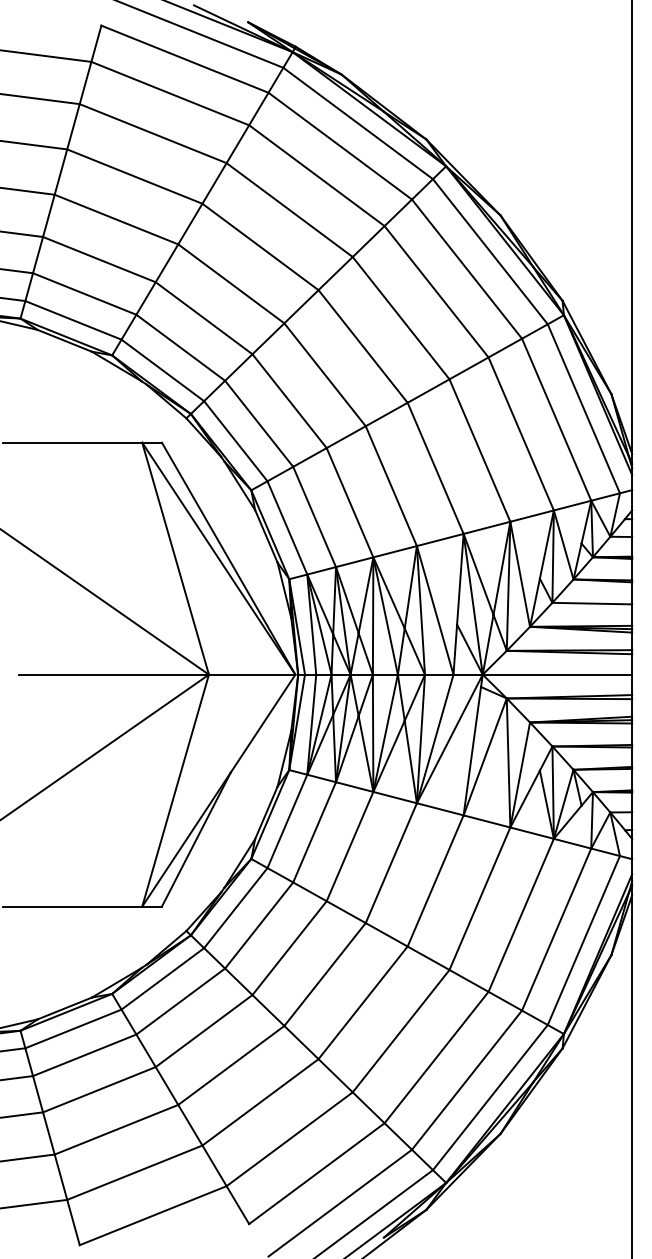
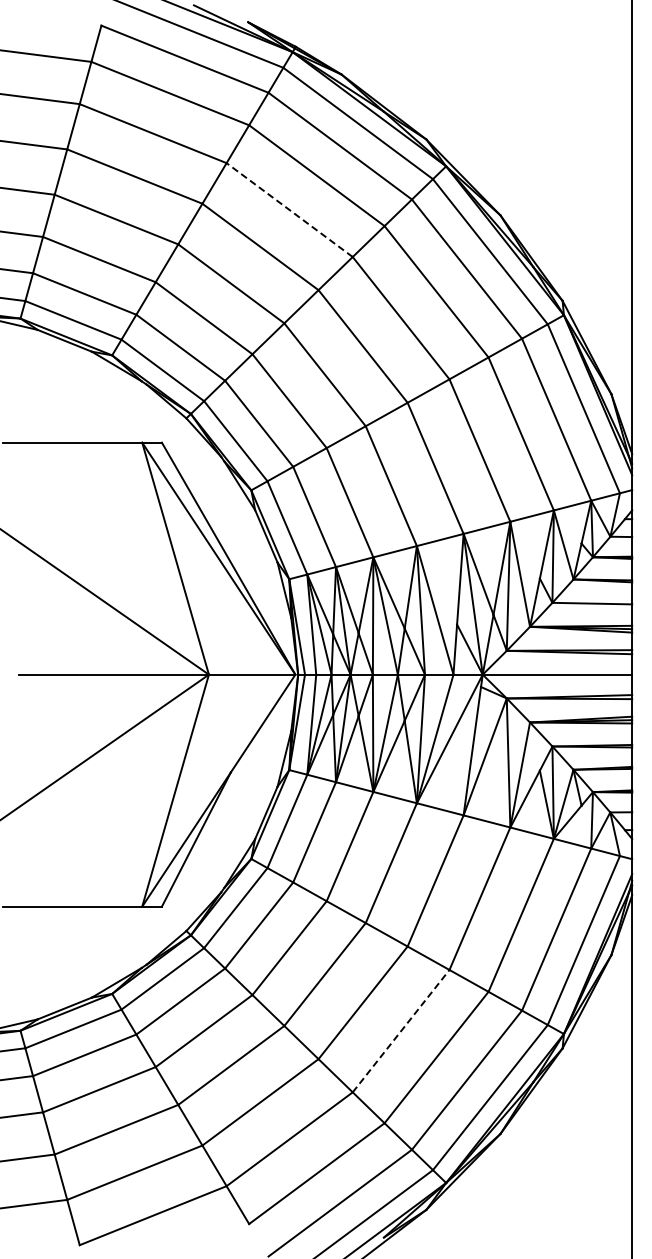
line: solid -> dashed (289, 210)
line: solid -> dashed (401, 1031)
